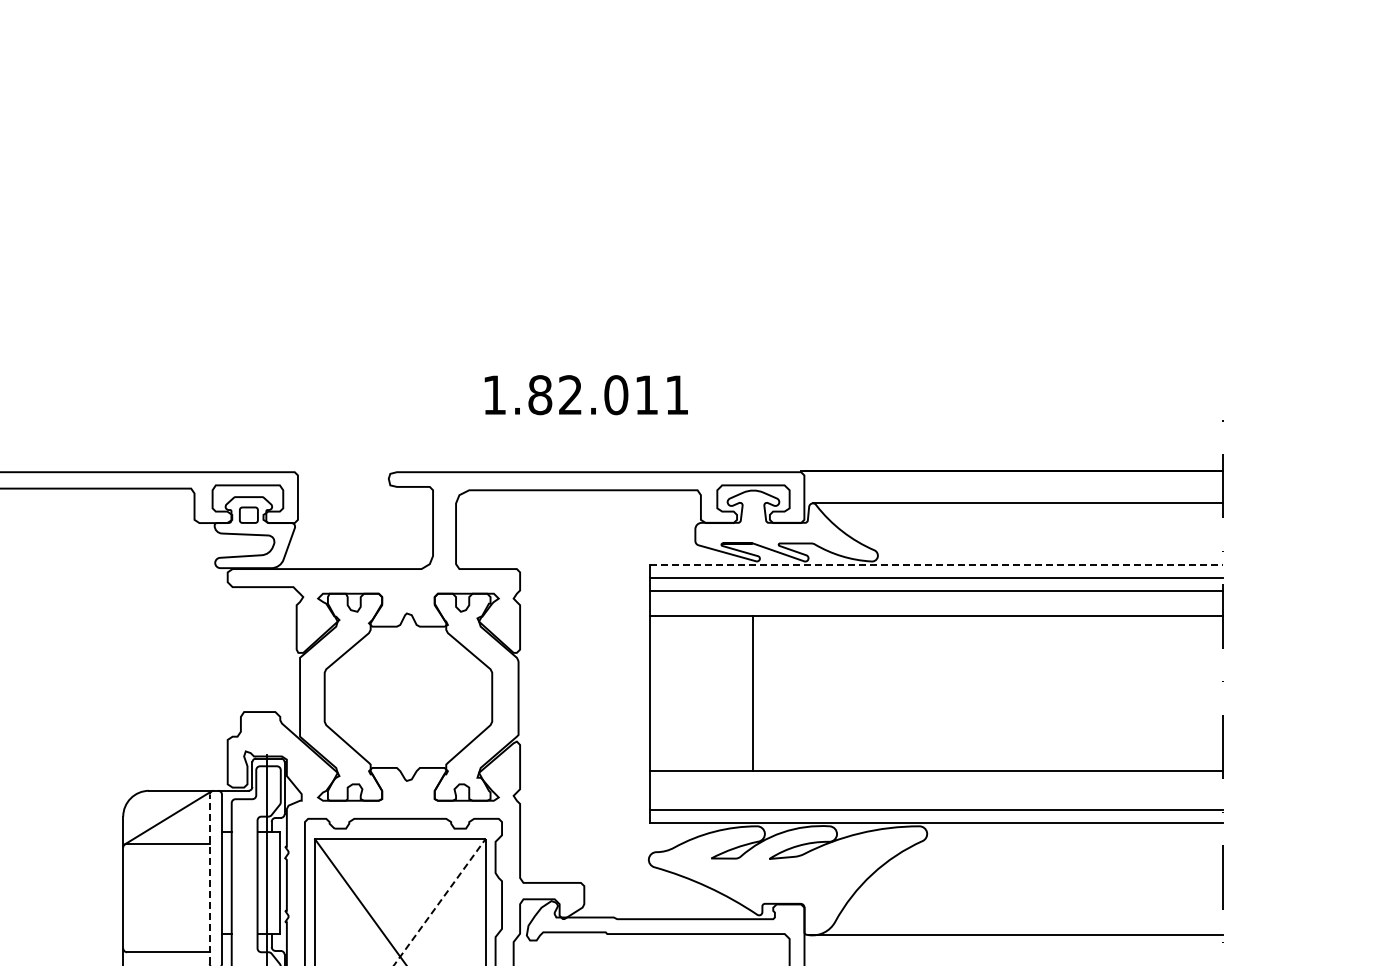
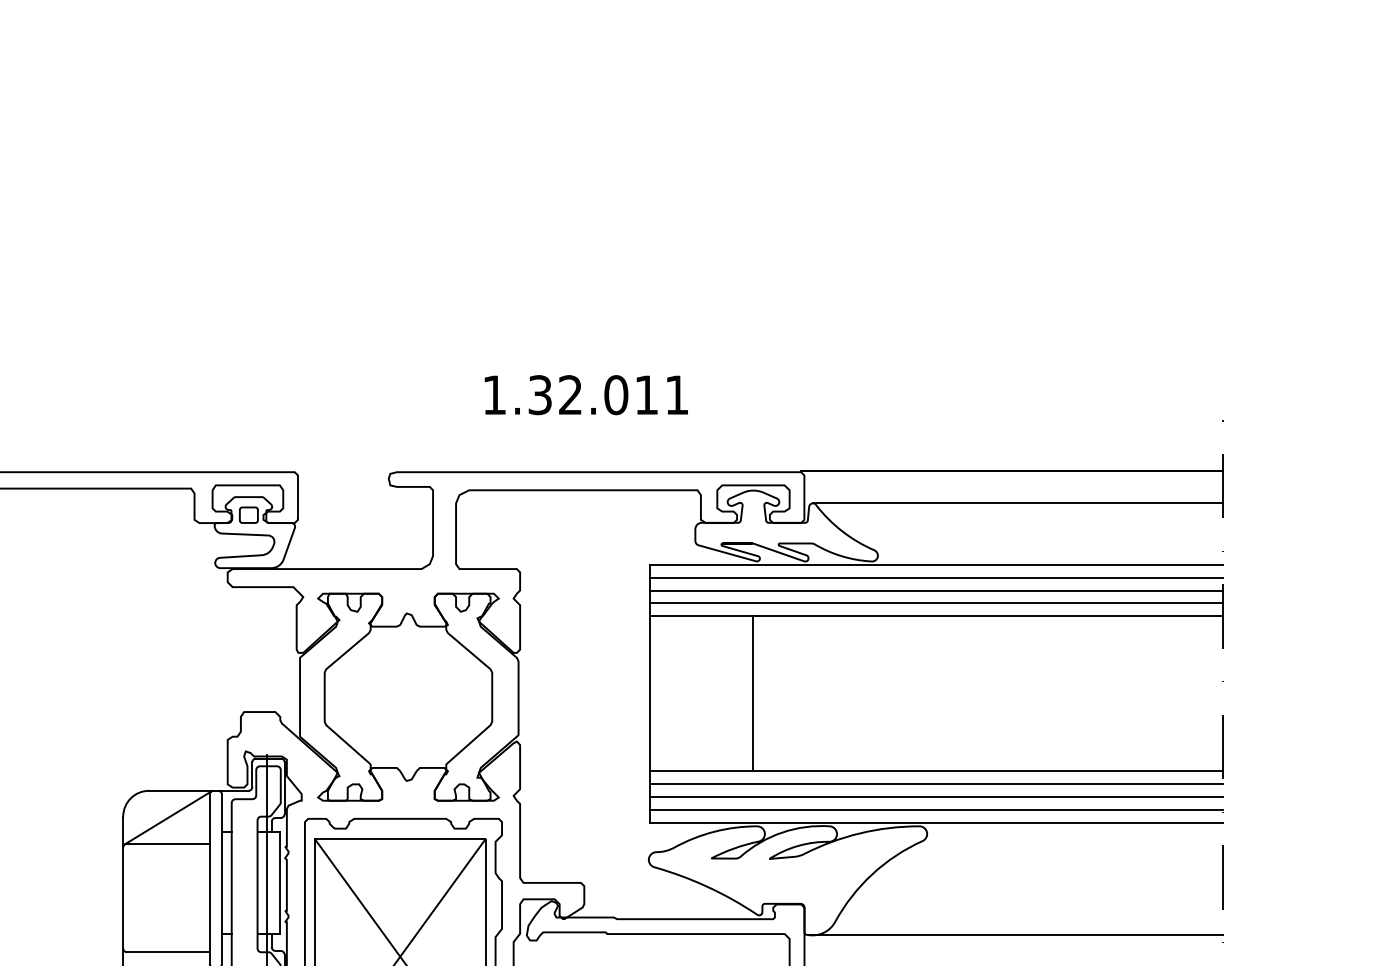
text: 1.82.011 -> 1.32.011 (540, 395)
line: dashed -> solid (936, 564)
line: none -> present (935, 603)
line: none -> present (935, 784)
line: none -> present (935, 797)
line: dashed -> solid (209, 879)
line: dashed -> solid (439, 902)
